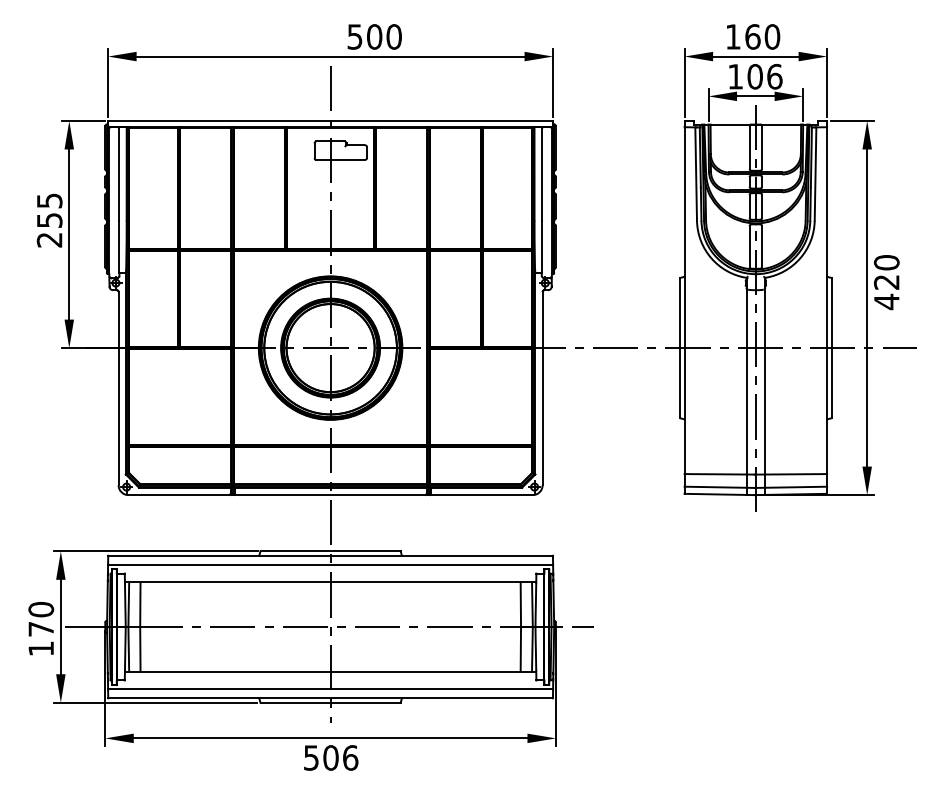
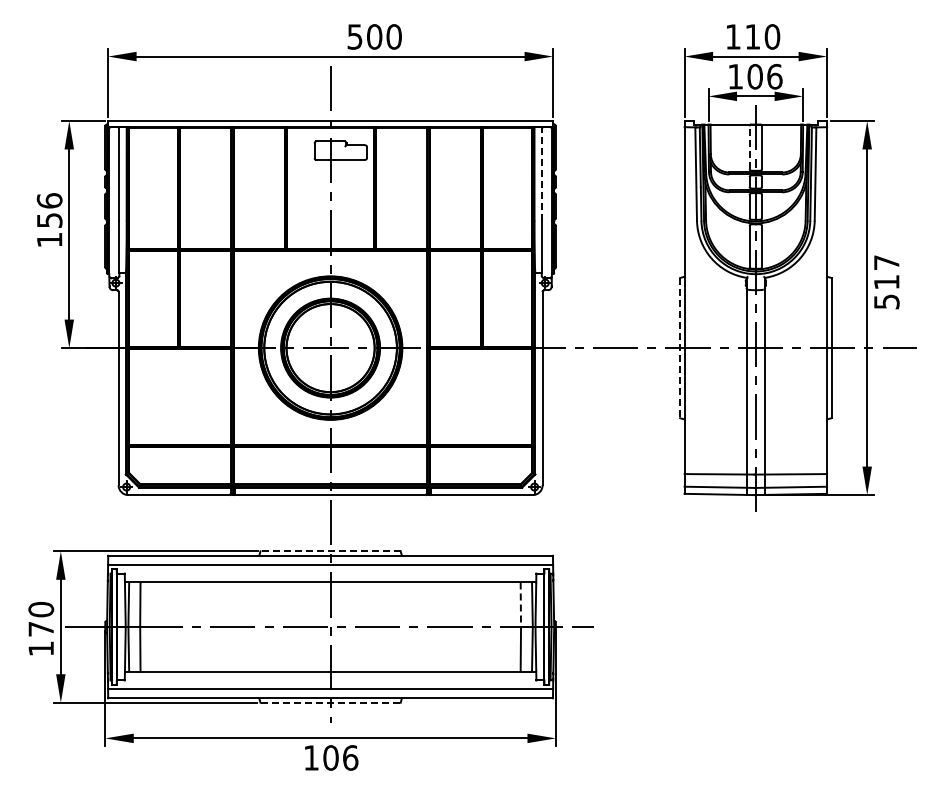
text: 160 -> 110 (752, 36)
line: solid -> dashed (749, 147)
line: solid -> dashed (541, 174)
text: 255 -> 156 (49, 220)
text: 420 -> 517 (886, 282)
line: solid -> dashed (680, 348)
line: solid -> dashed (330, 551)
line: solid -> dashed (520, 605)
line: solid -> dashed (331, 702)
text: 506 -> 106 (311, 757)
